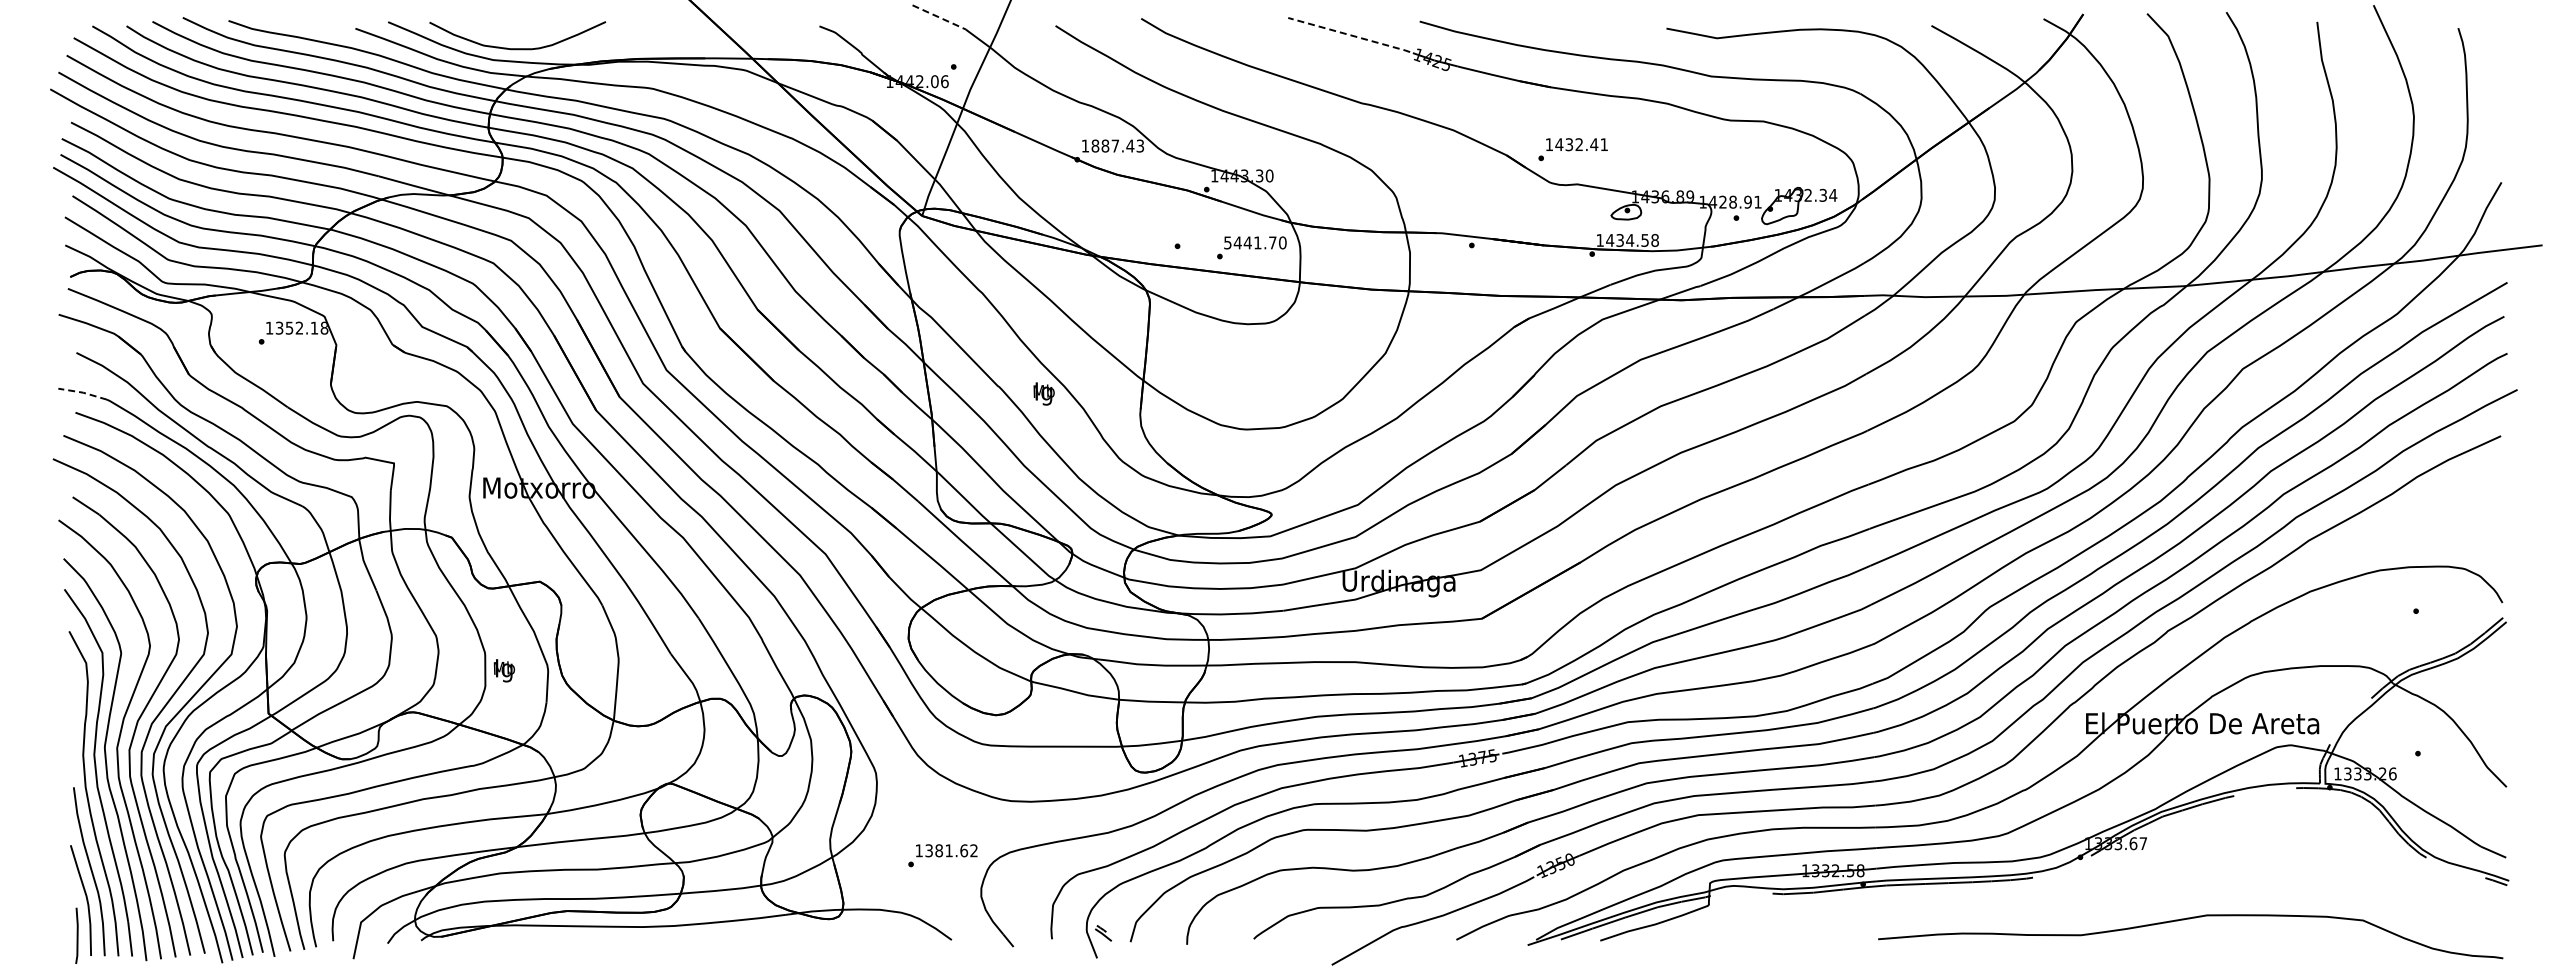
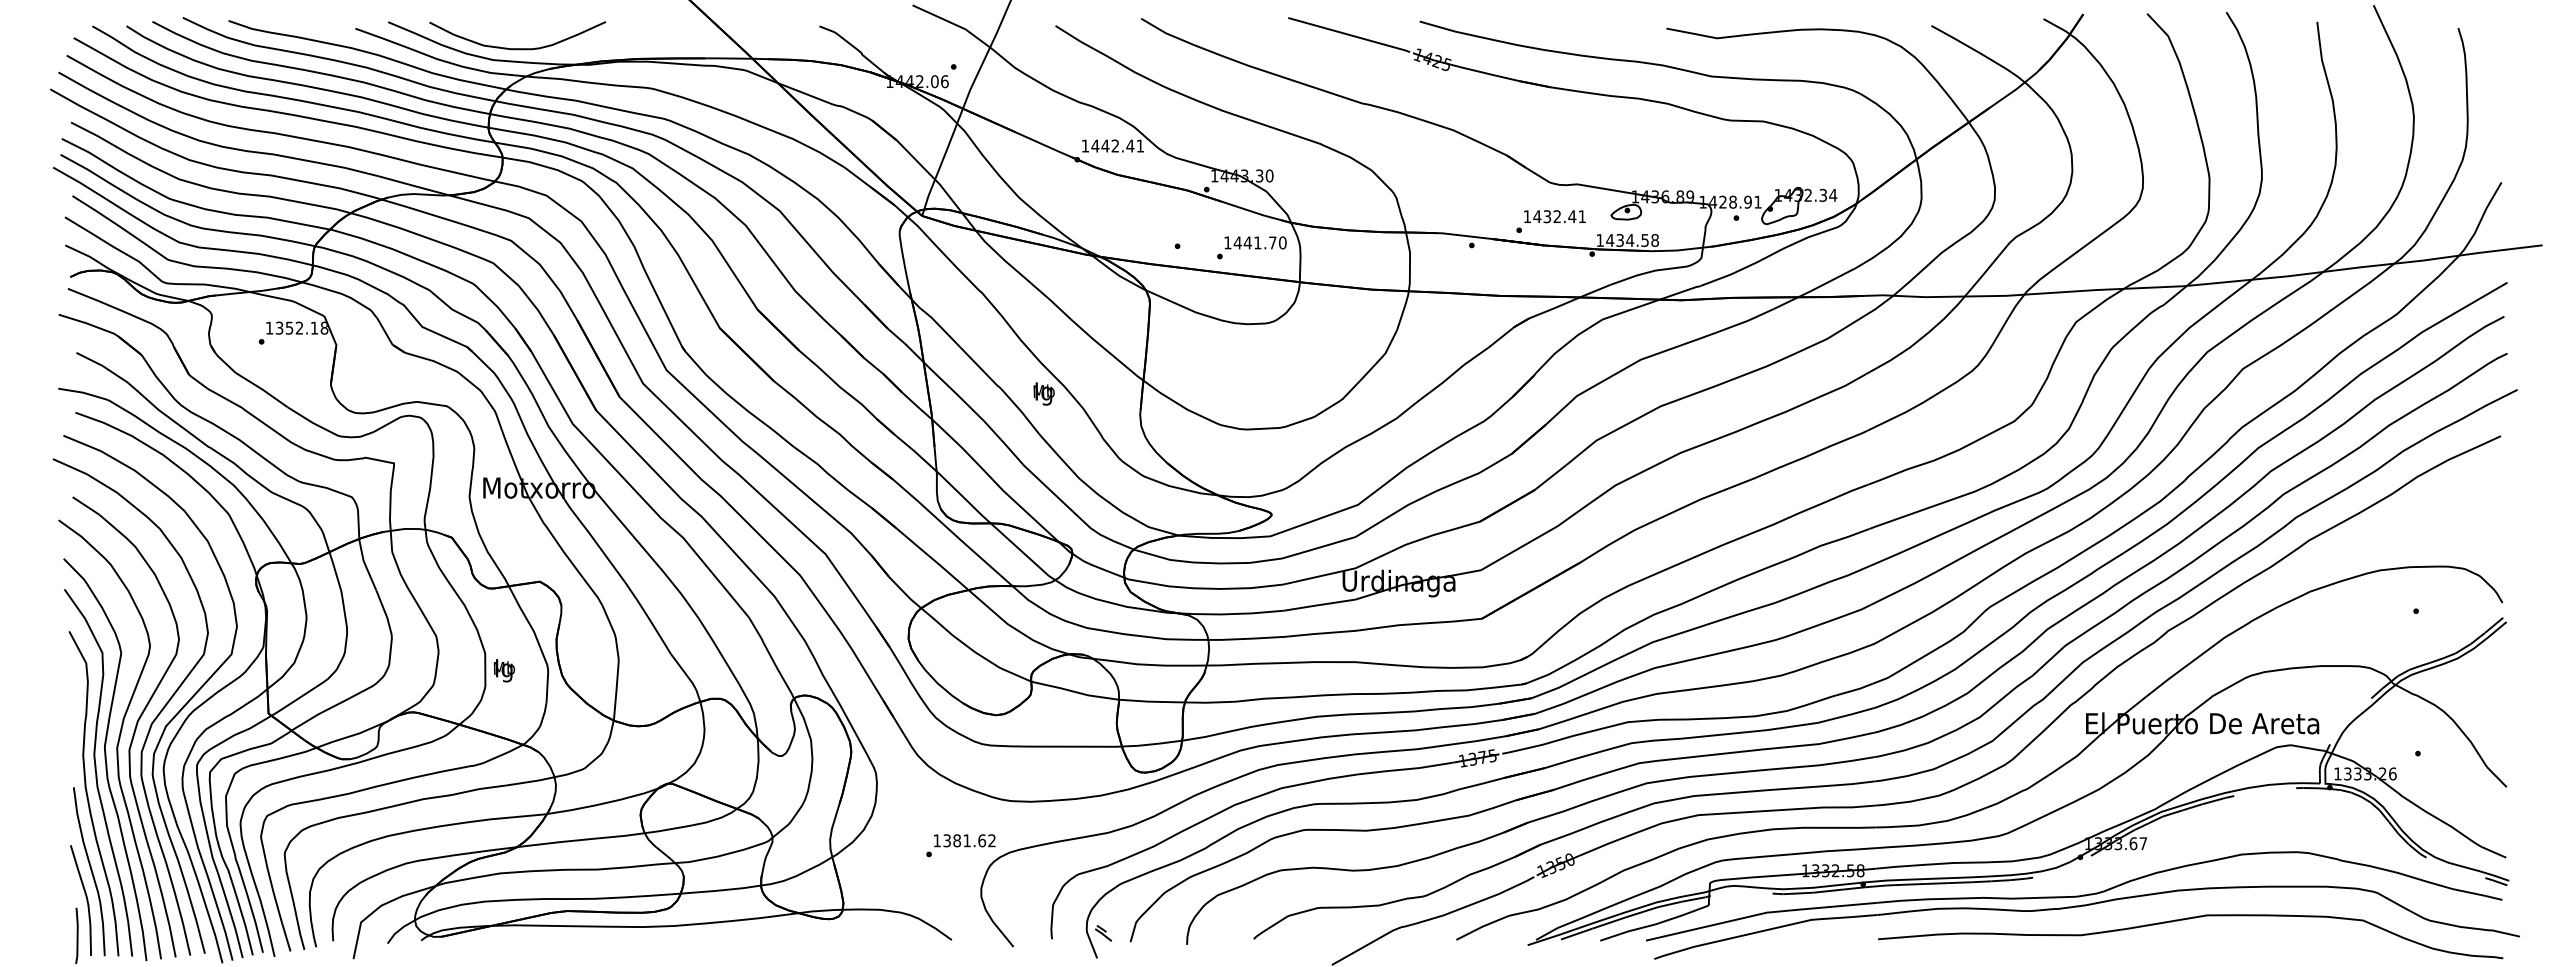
line: dashed -> solid (939, 17)
line: dashed -> solid (1349, 34)
text: 1887.43 -> 1442.41 (1117, 145)
text position: (1572, 149) -> (1550, 221) (1550, 221)
text: 5441.70 -> 1441.70 (1227, 242)
line: dashed -> solid (83, 392)
text position: (942, 855) -> (960, 845) (960, 845)
part: none -> present (2082, 905)
